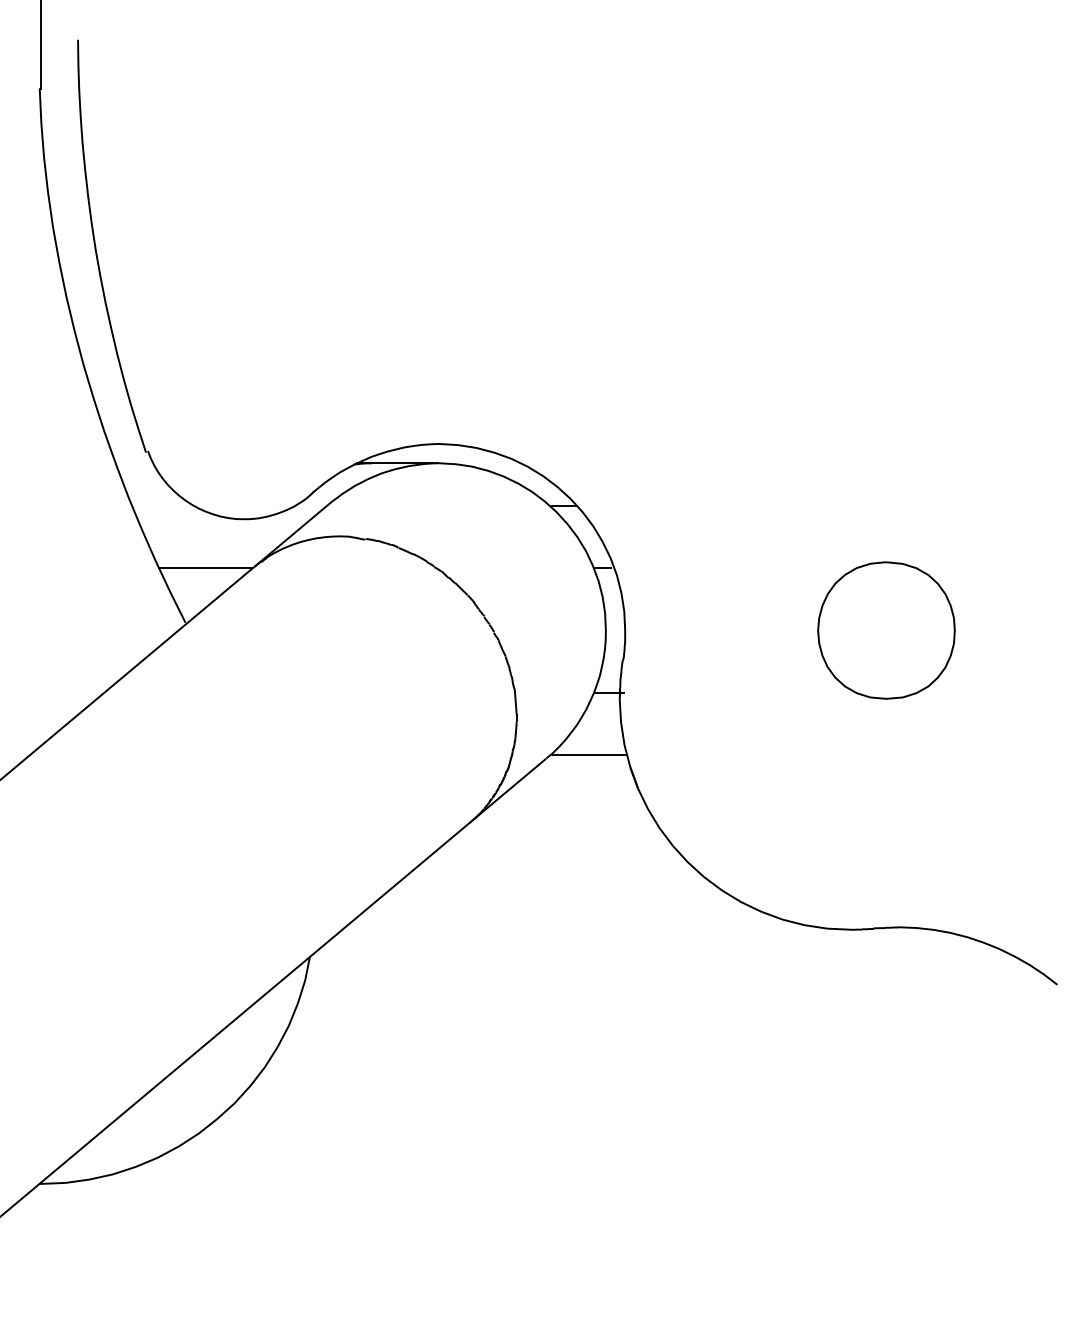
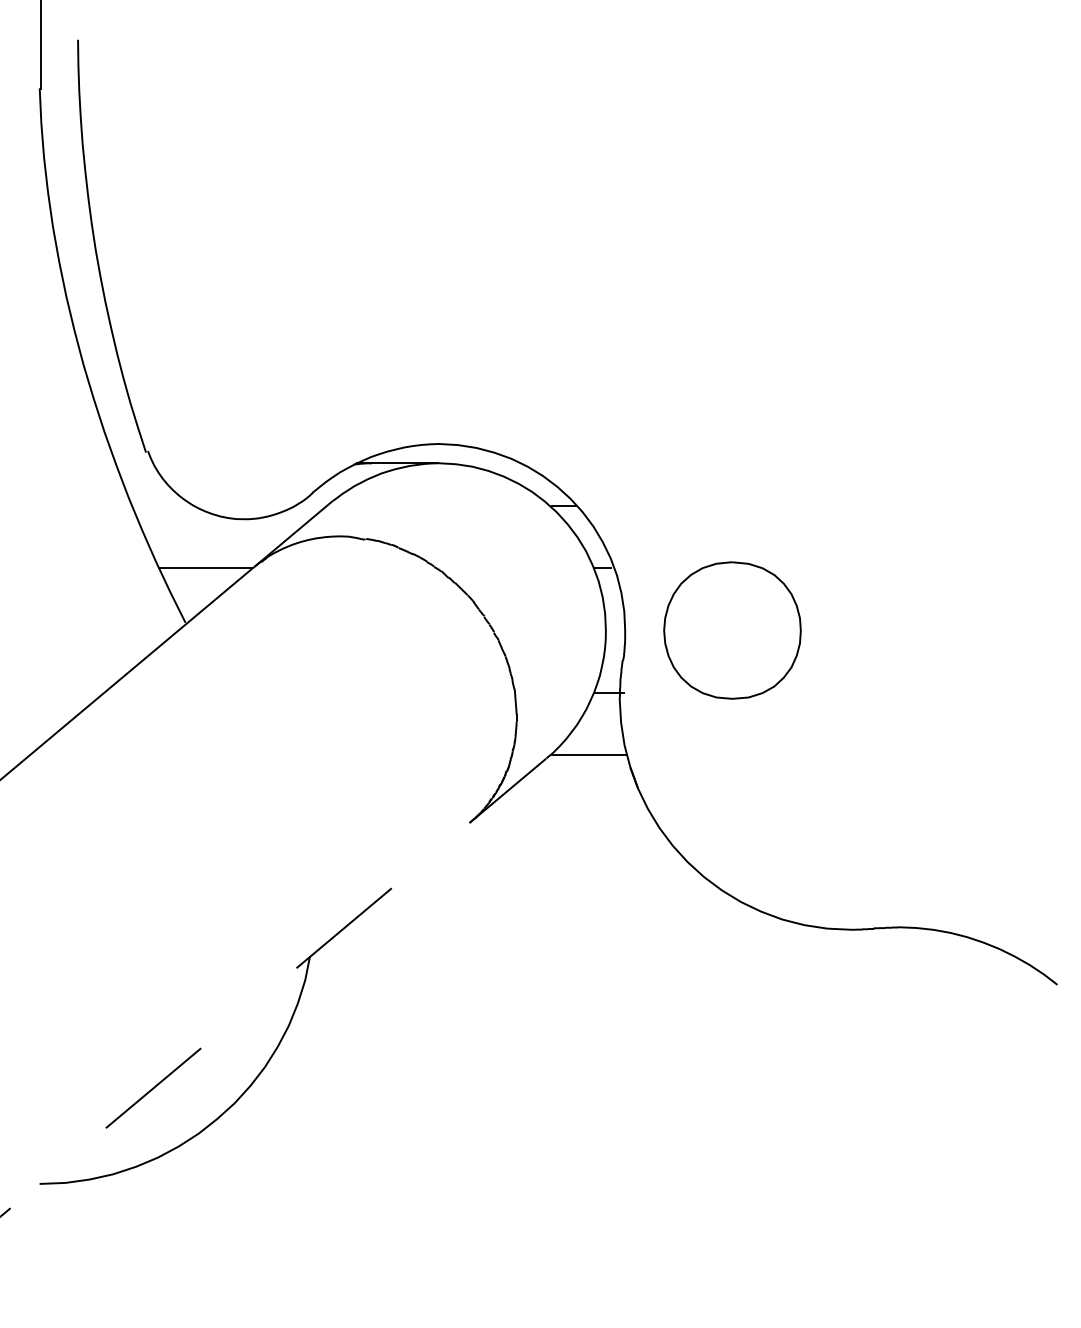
part position: (886, 630) -> (732, 630) (732, 630)
line: solid -> dashed (235, 1019)
